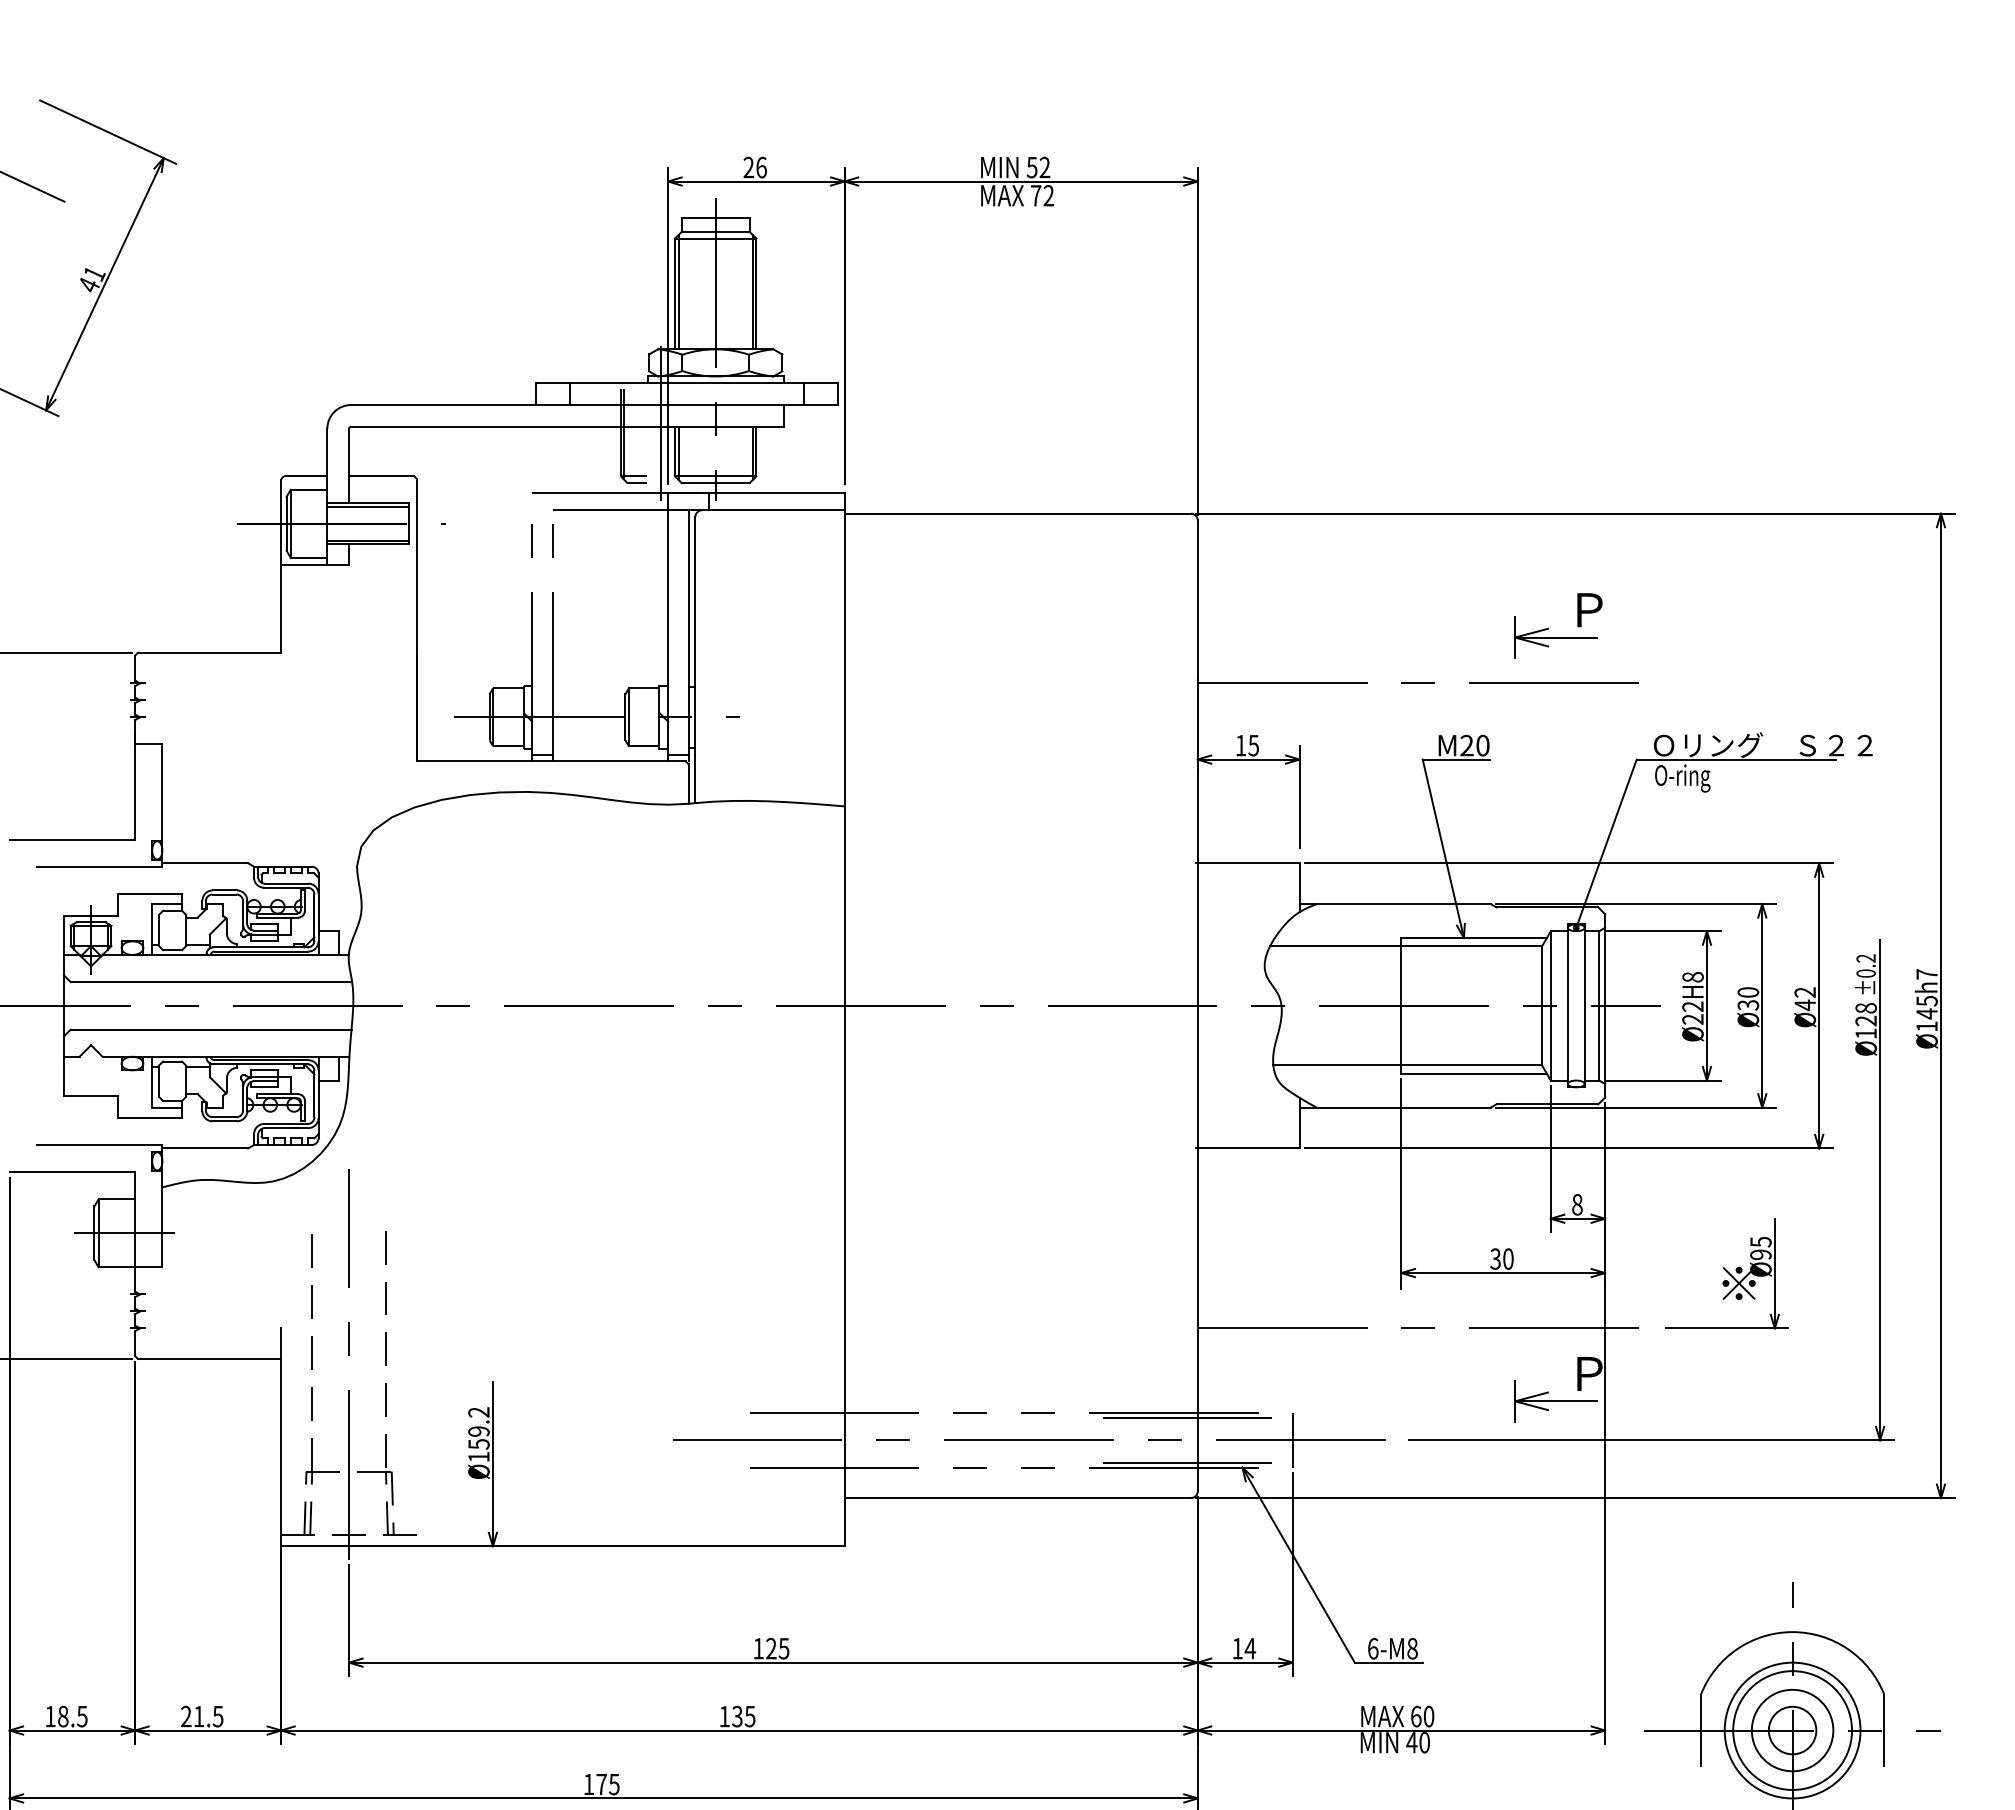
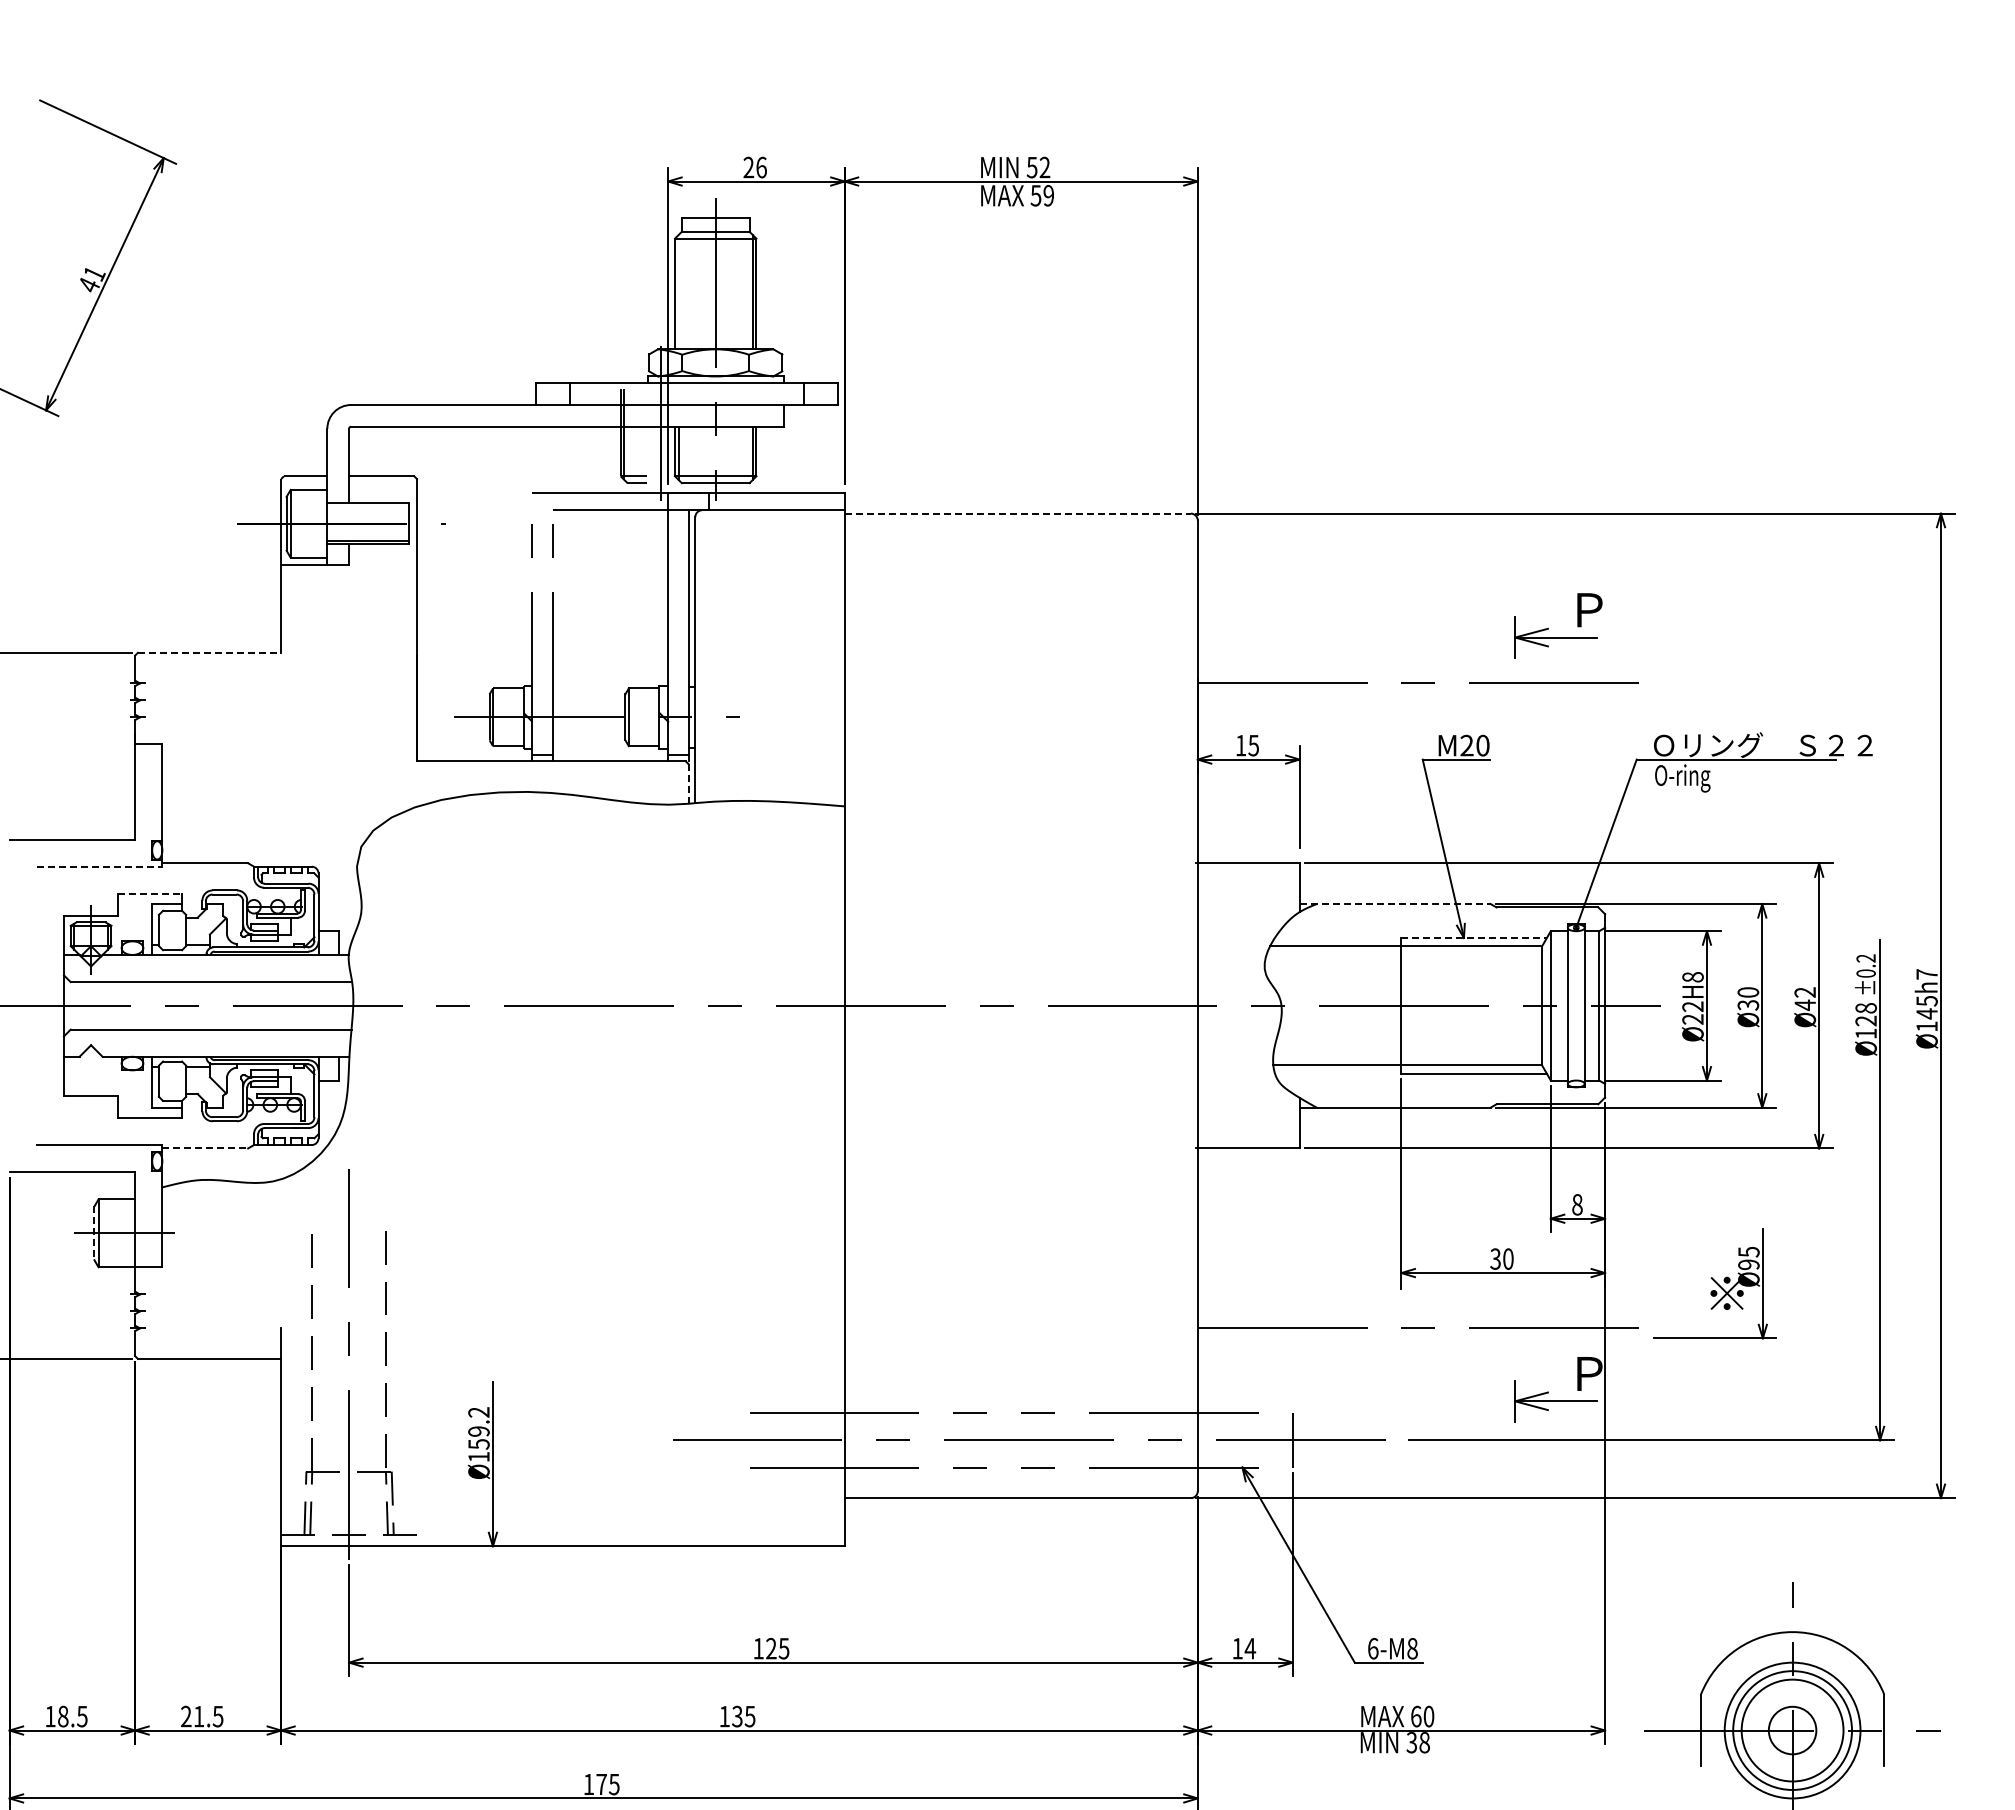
line: present -> none (33, 187)
text: 72 -> 59 (1042, 195)
line: present -> none (678, 291)
line: present -> none (367, 507)
line: solid -> dashed (1018, 513)
line: solid -> dashed (209, 652)
line: solid -> dashed (688, 783)
line: solid -> dashed (99, 866)
line: solid -> dashed (150, 893)
line: solid -> dashed (1395, 904)
line: solid -> dashed (1474, 937)
line: solid -> dashed (205, 1148)
line: solid -> dashed (94, 1233)
part position: (1726, 1273) -> (1714, 1283) (1714, 1283)
line: present -> none (1197, 1417)
line: present -> none (1197, 1462)
circle diameter: 81 px -> 102 px (1792, 1730)
text: 40 -> 38 (1417, 1742)
